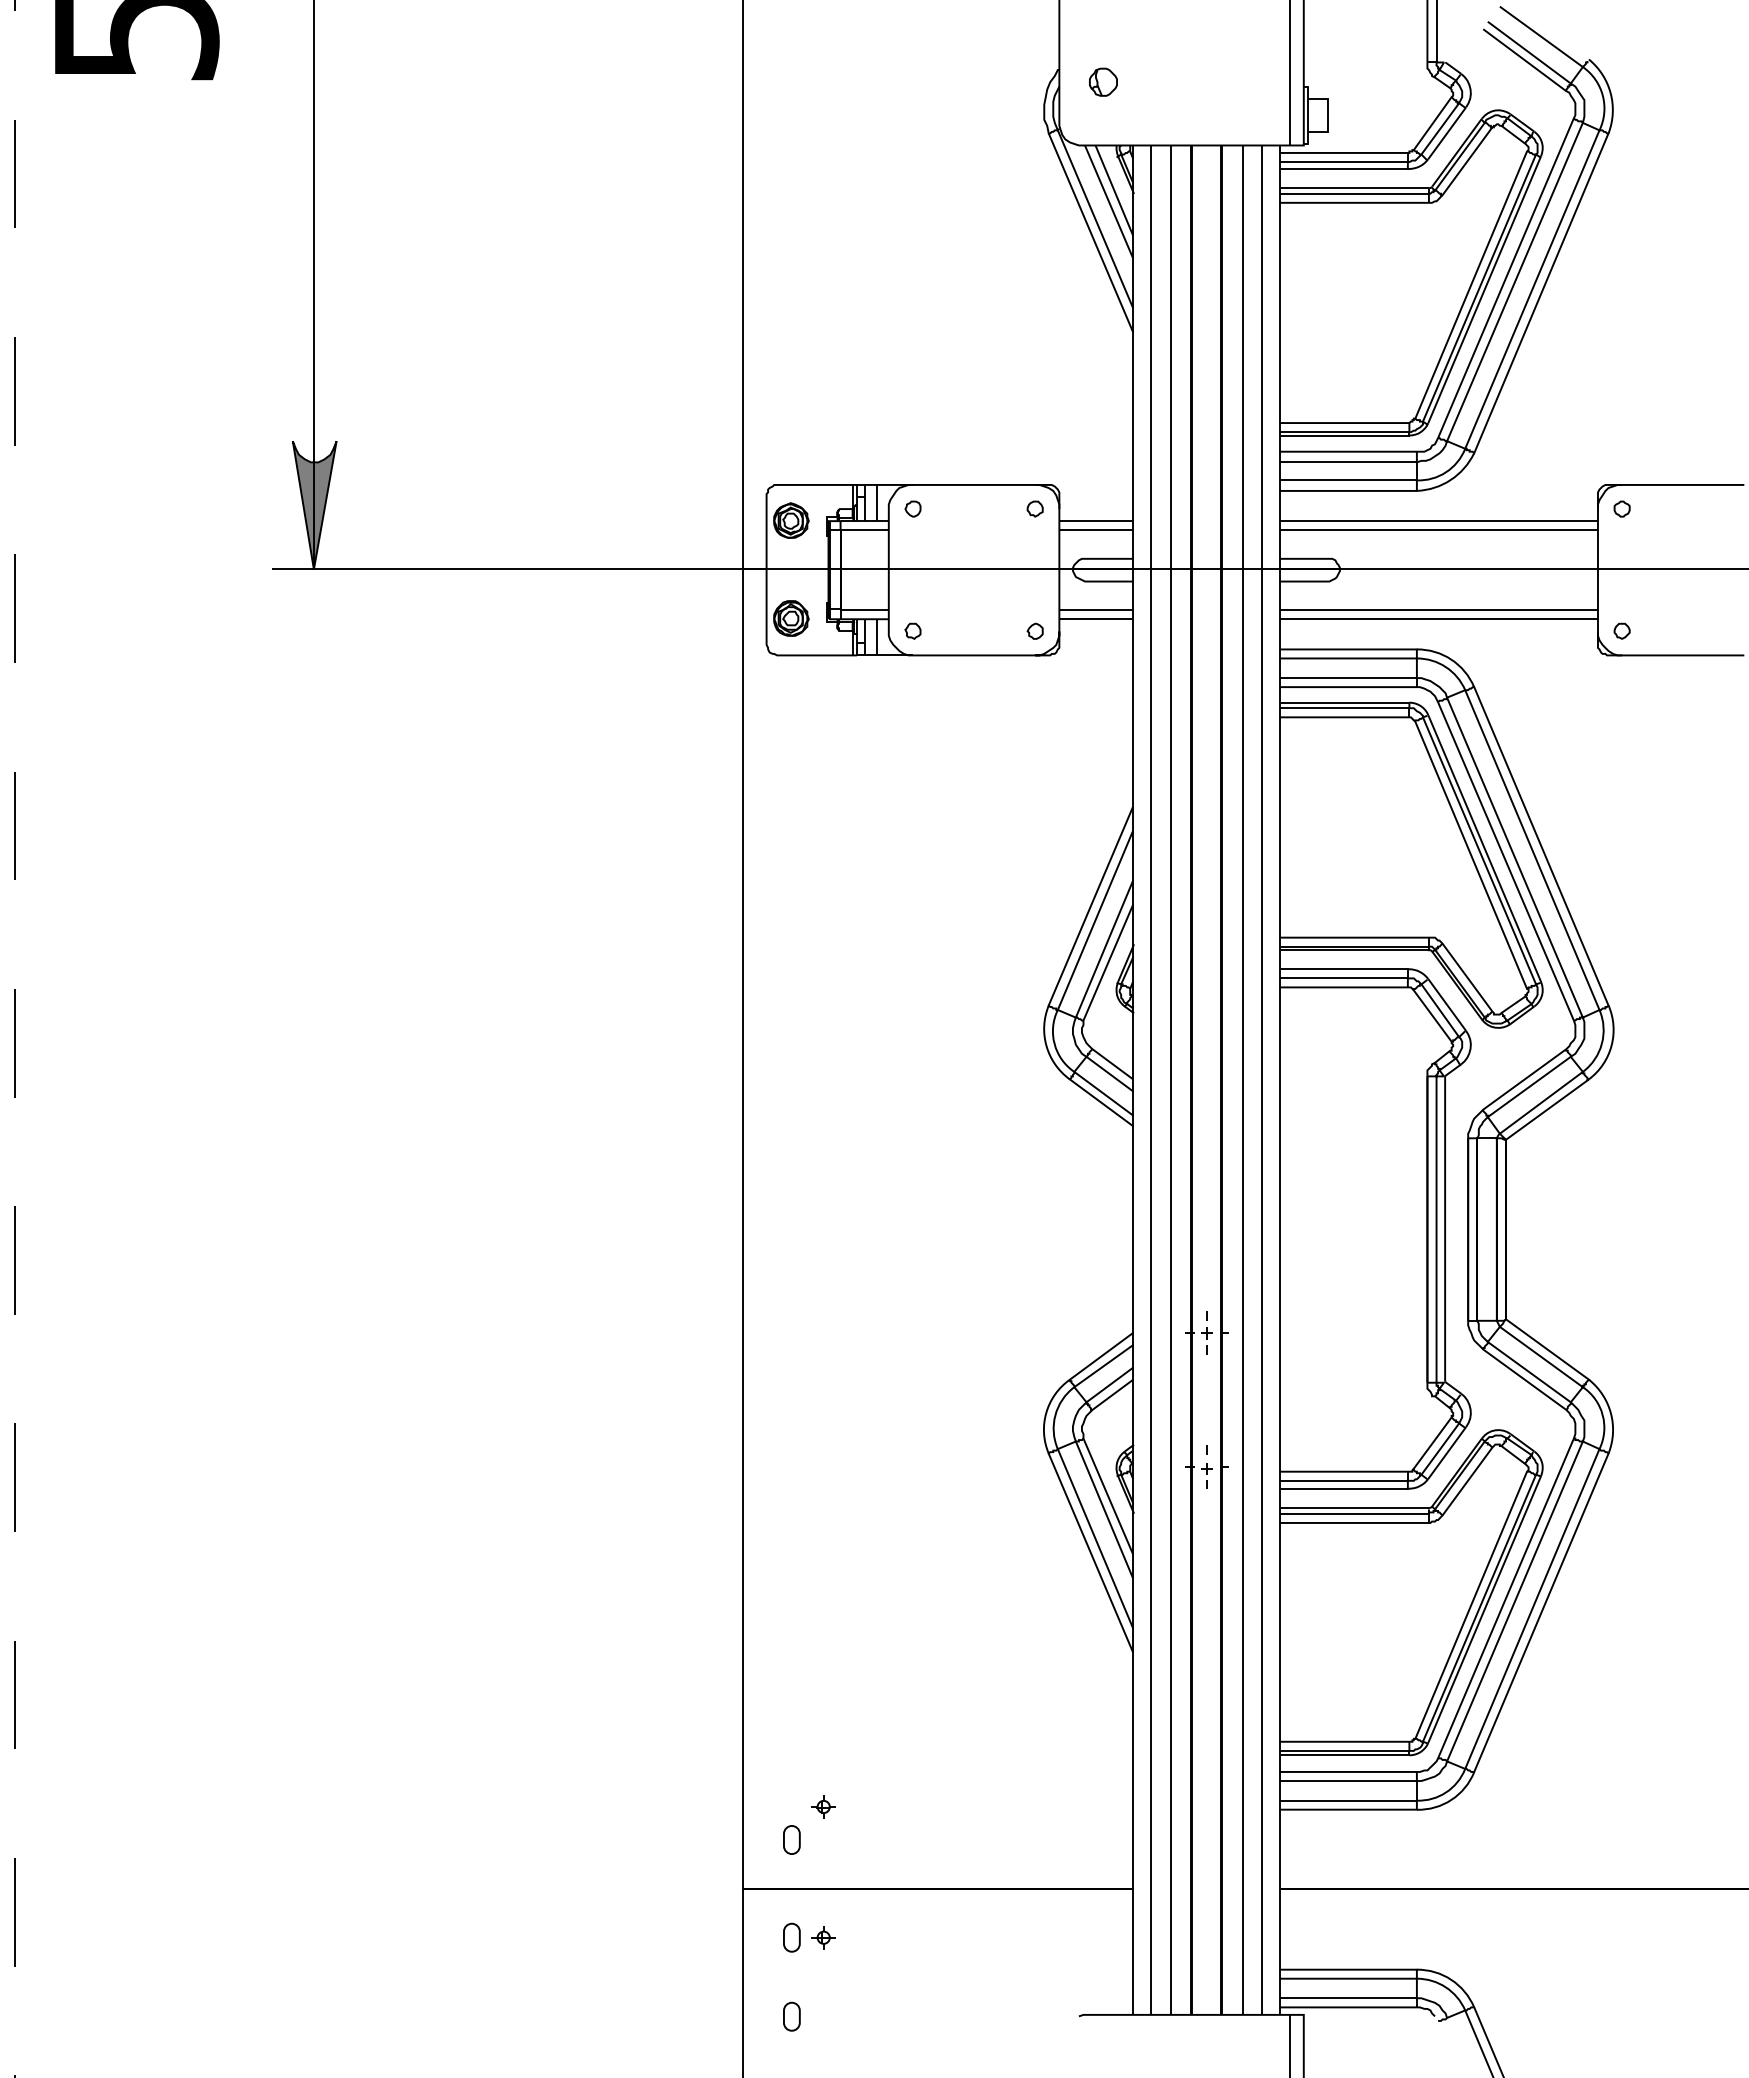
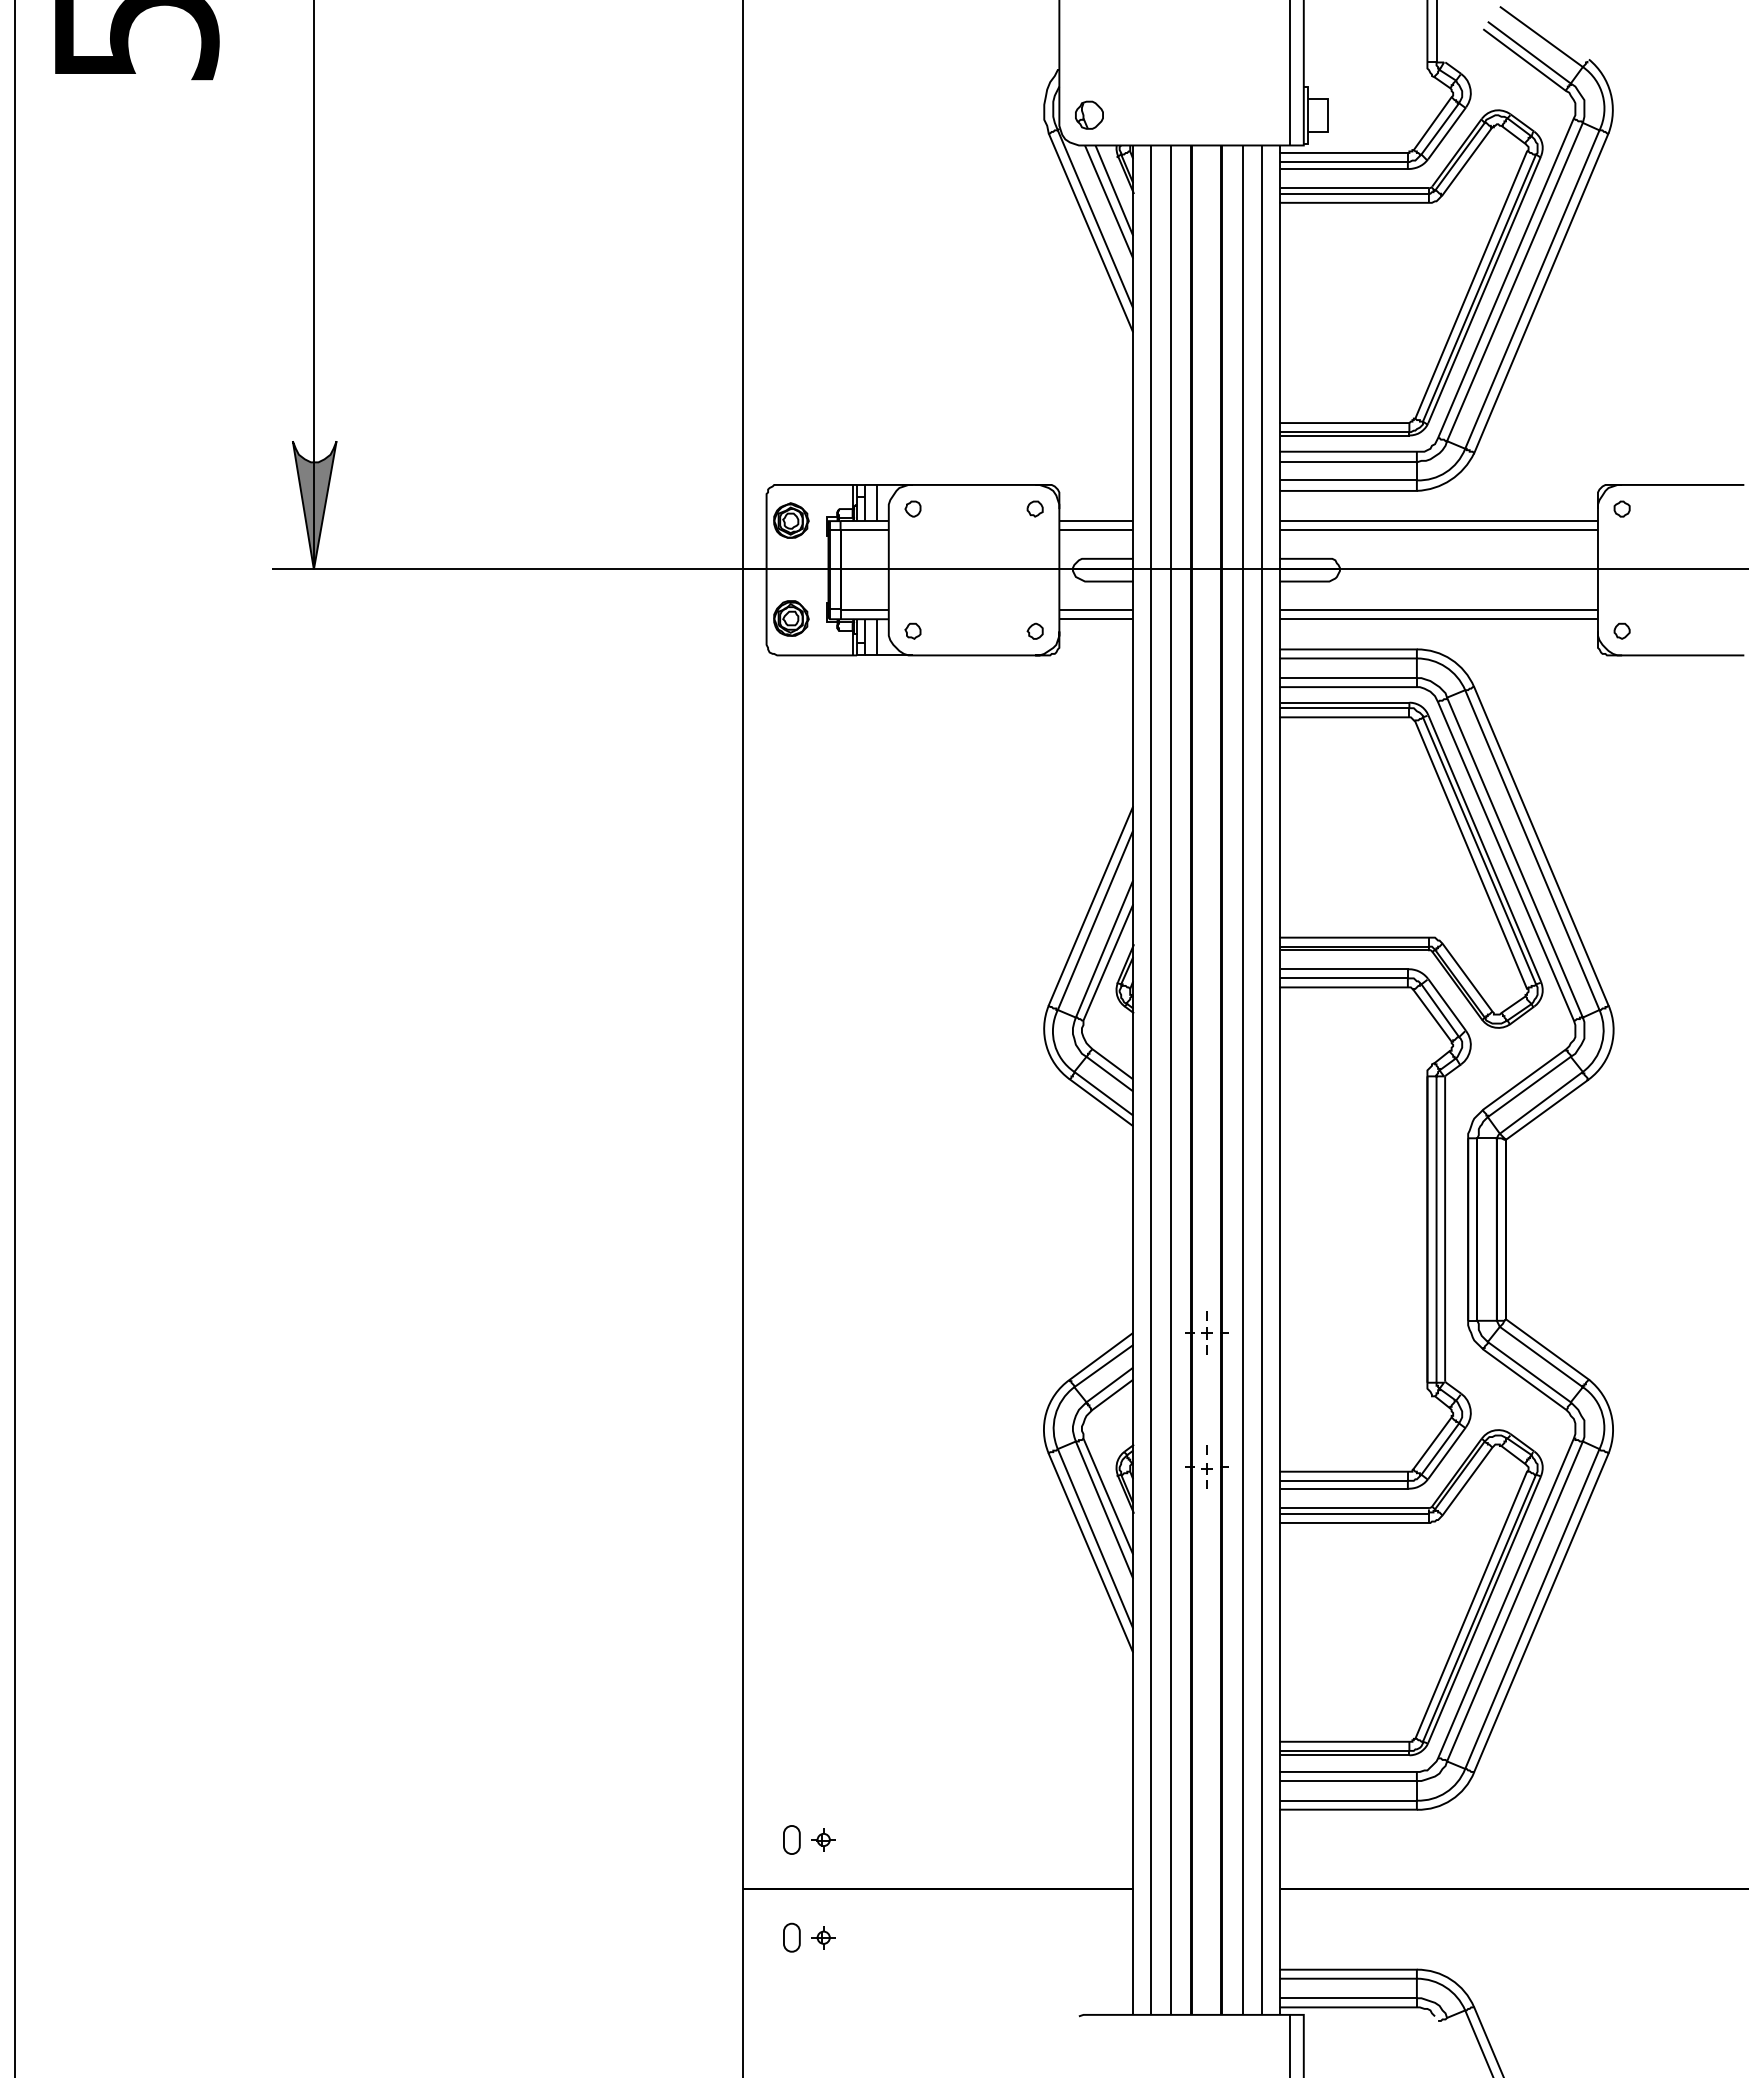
part position: (1103, 81) -> (1089, 114) (1089, 114)
line: dashed -> solid (15, 1039)
part position: (823, 1806) -> (823, 1839) (823, 1839)
part: present -> none (791, 2016)
